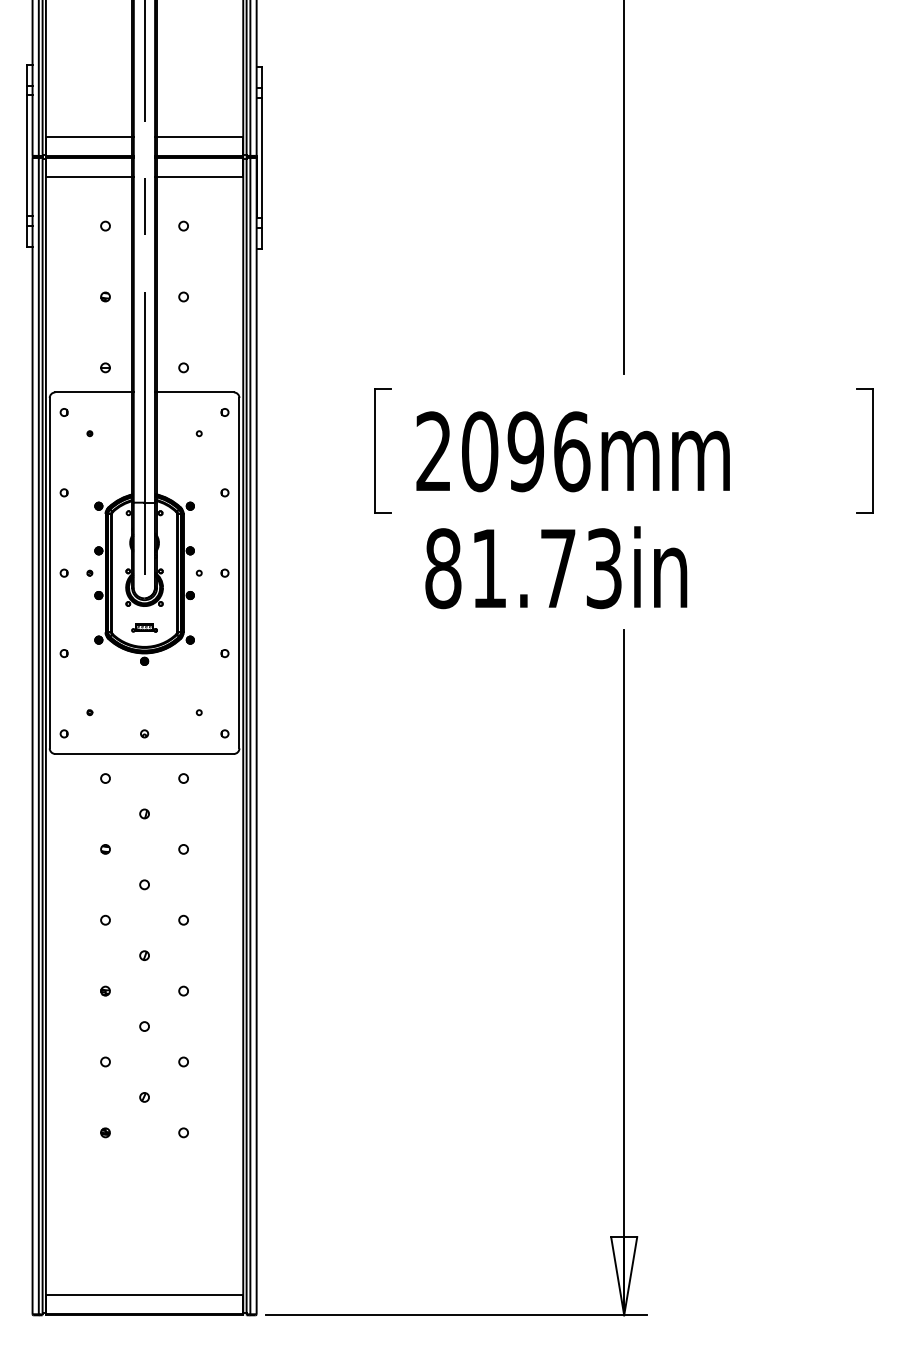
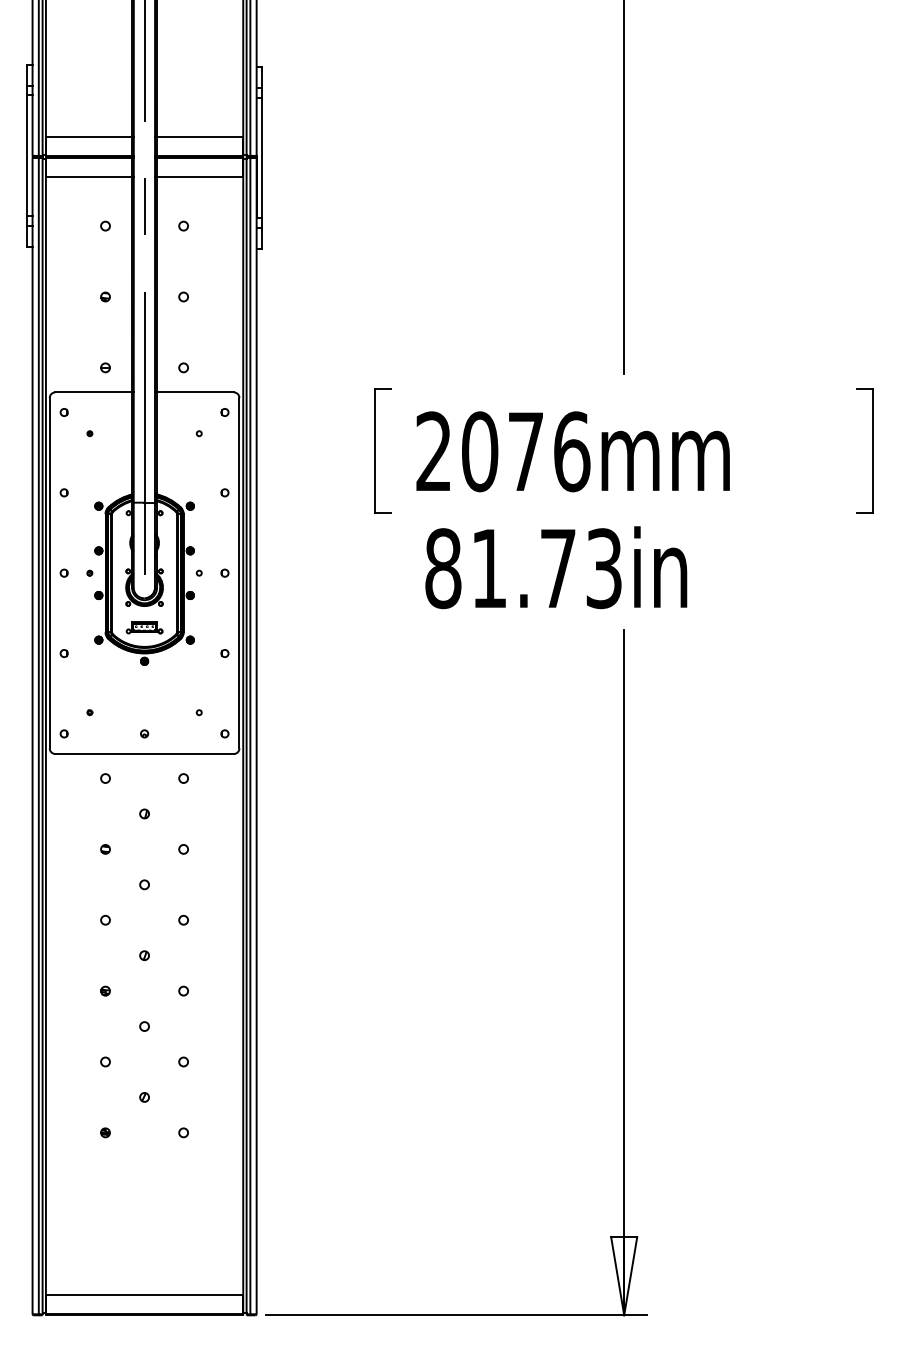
text: 2096mm -> 2076mm (525, 451)
part size: 27x10 px -> 39x14 px (144, 627)
